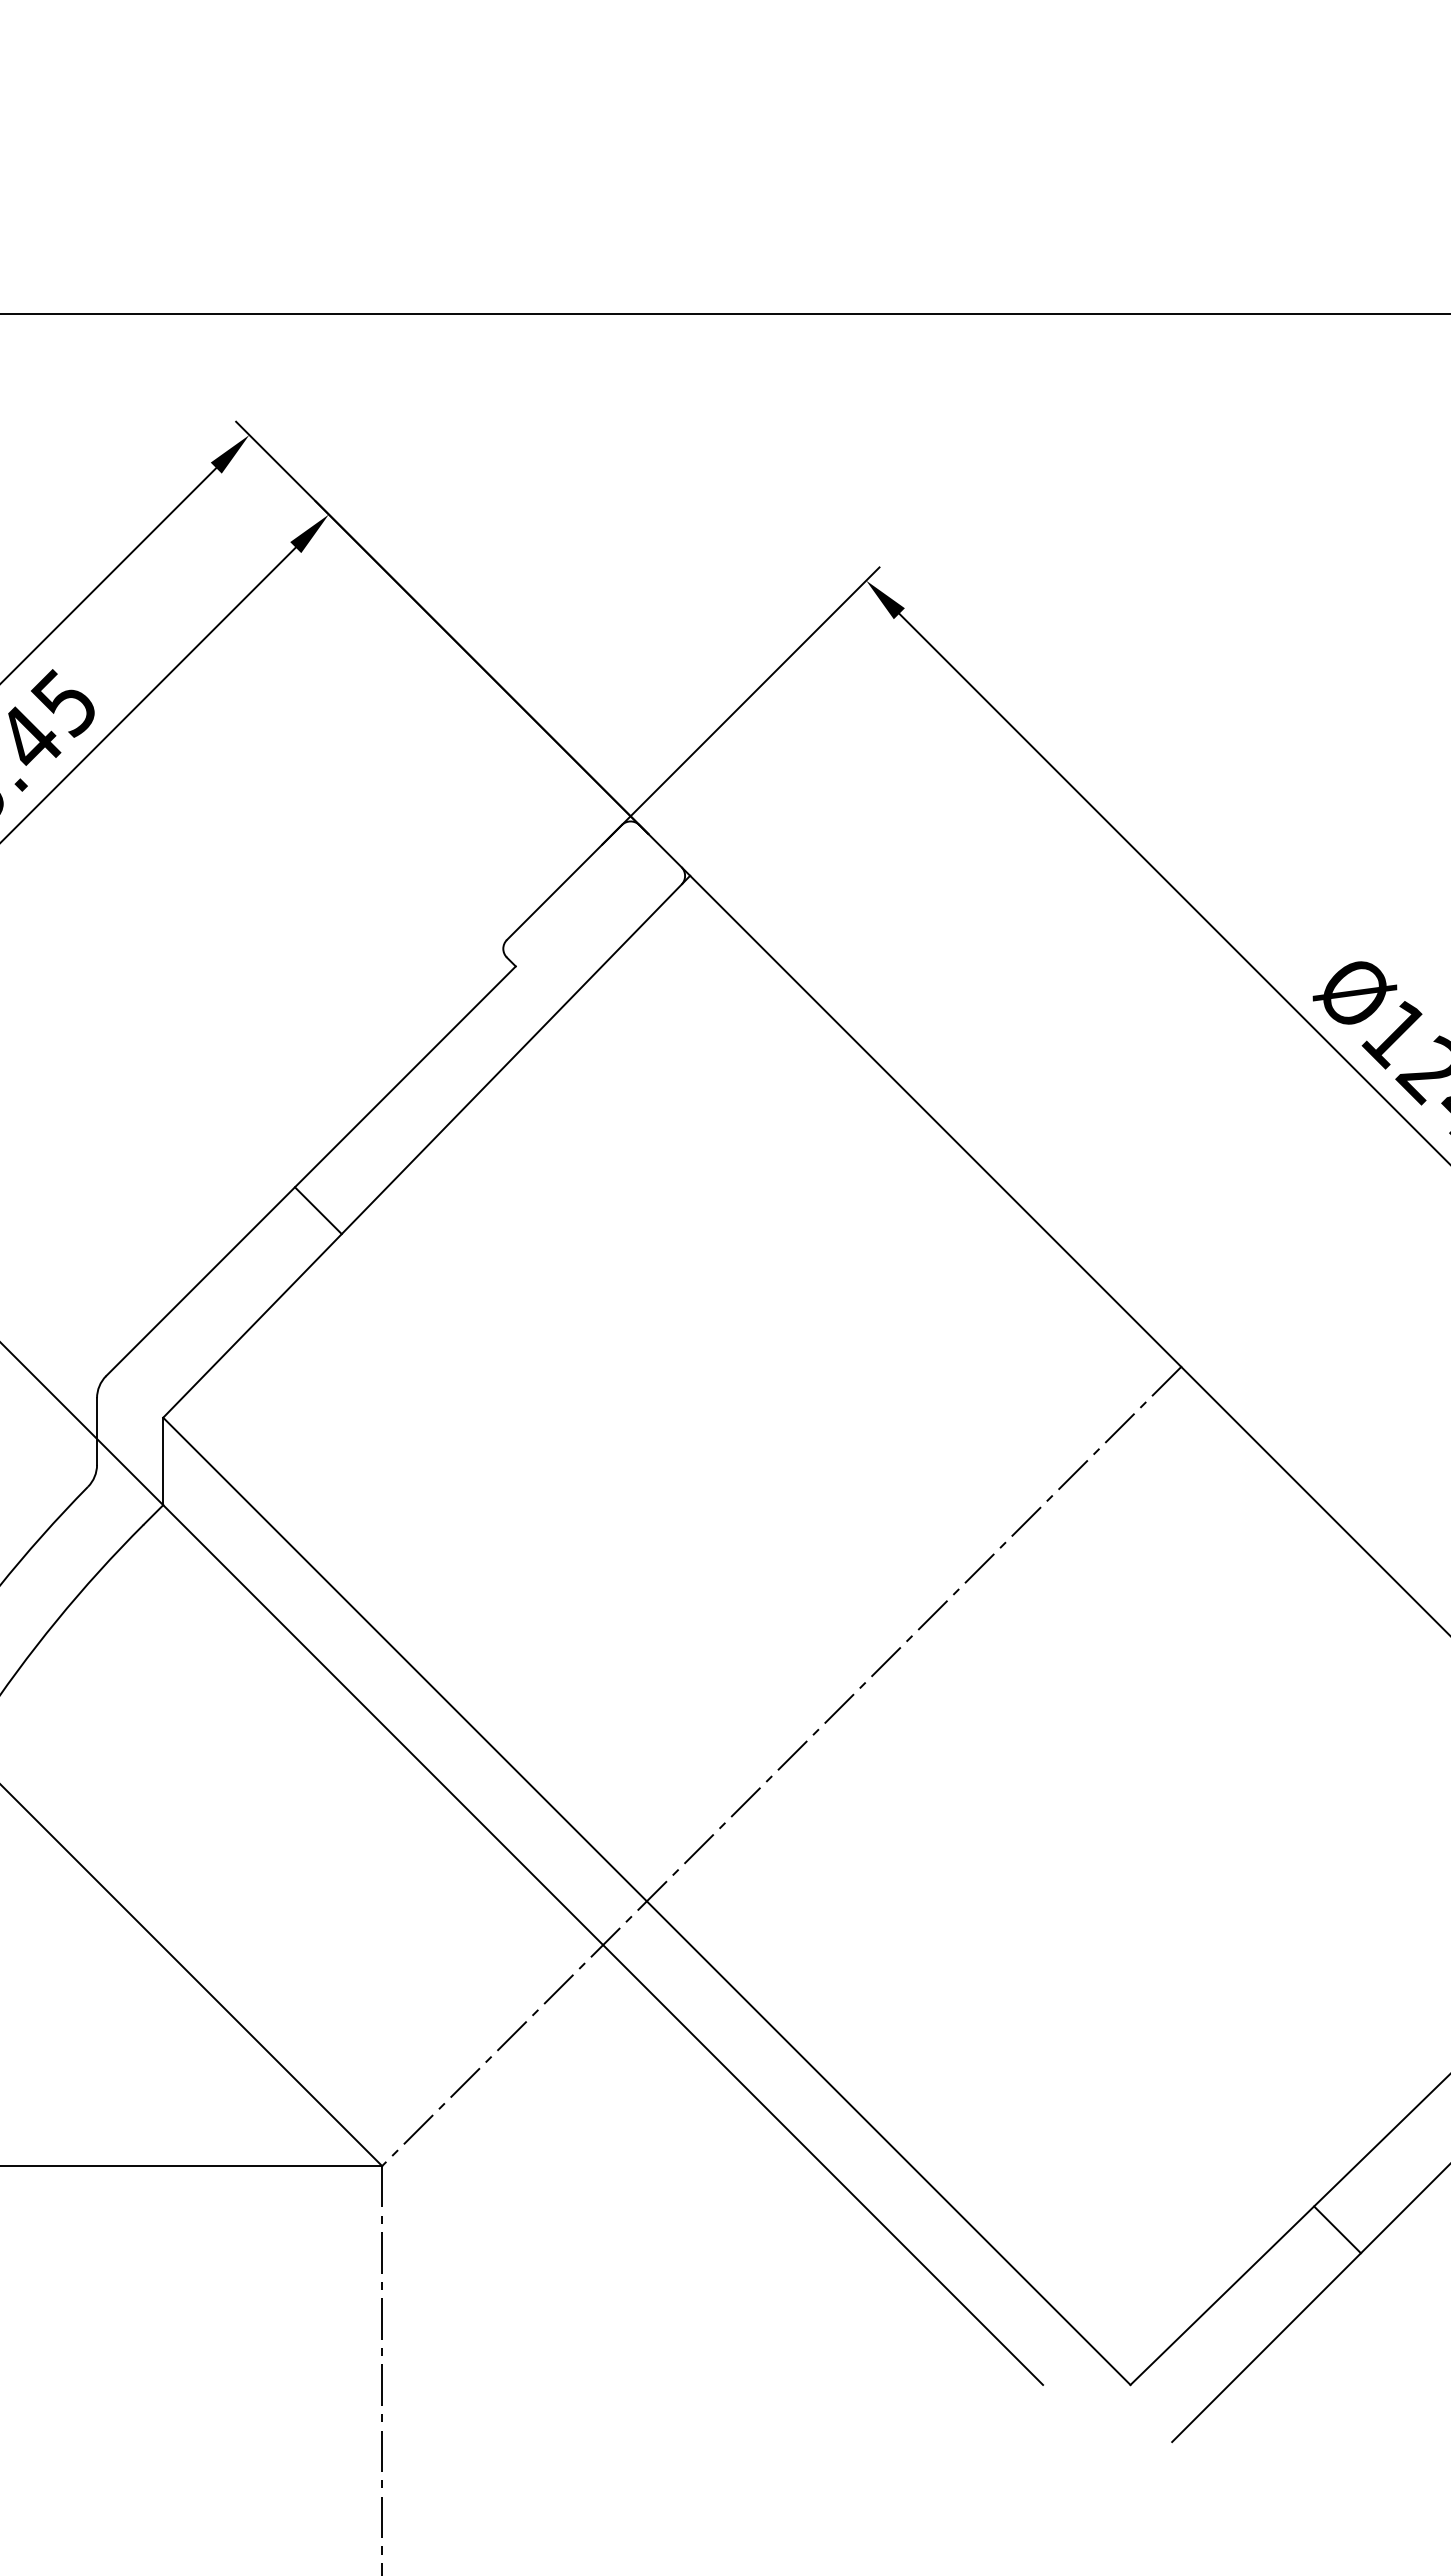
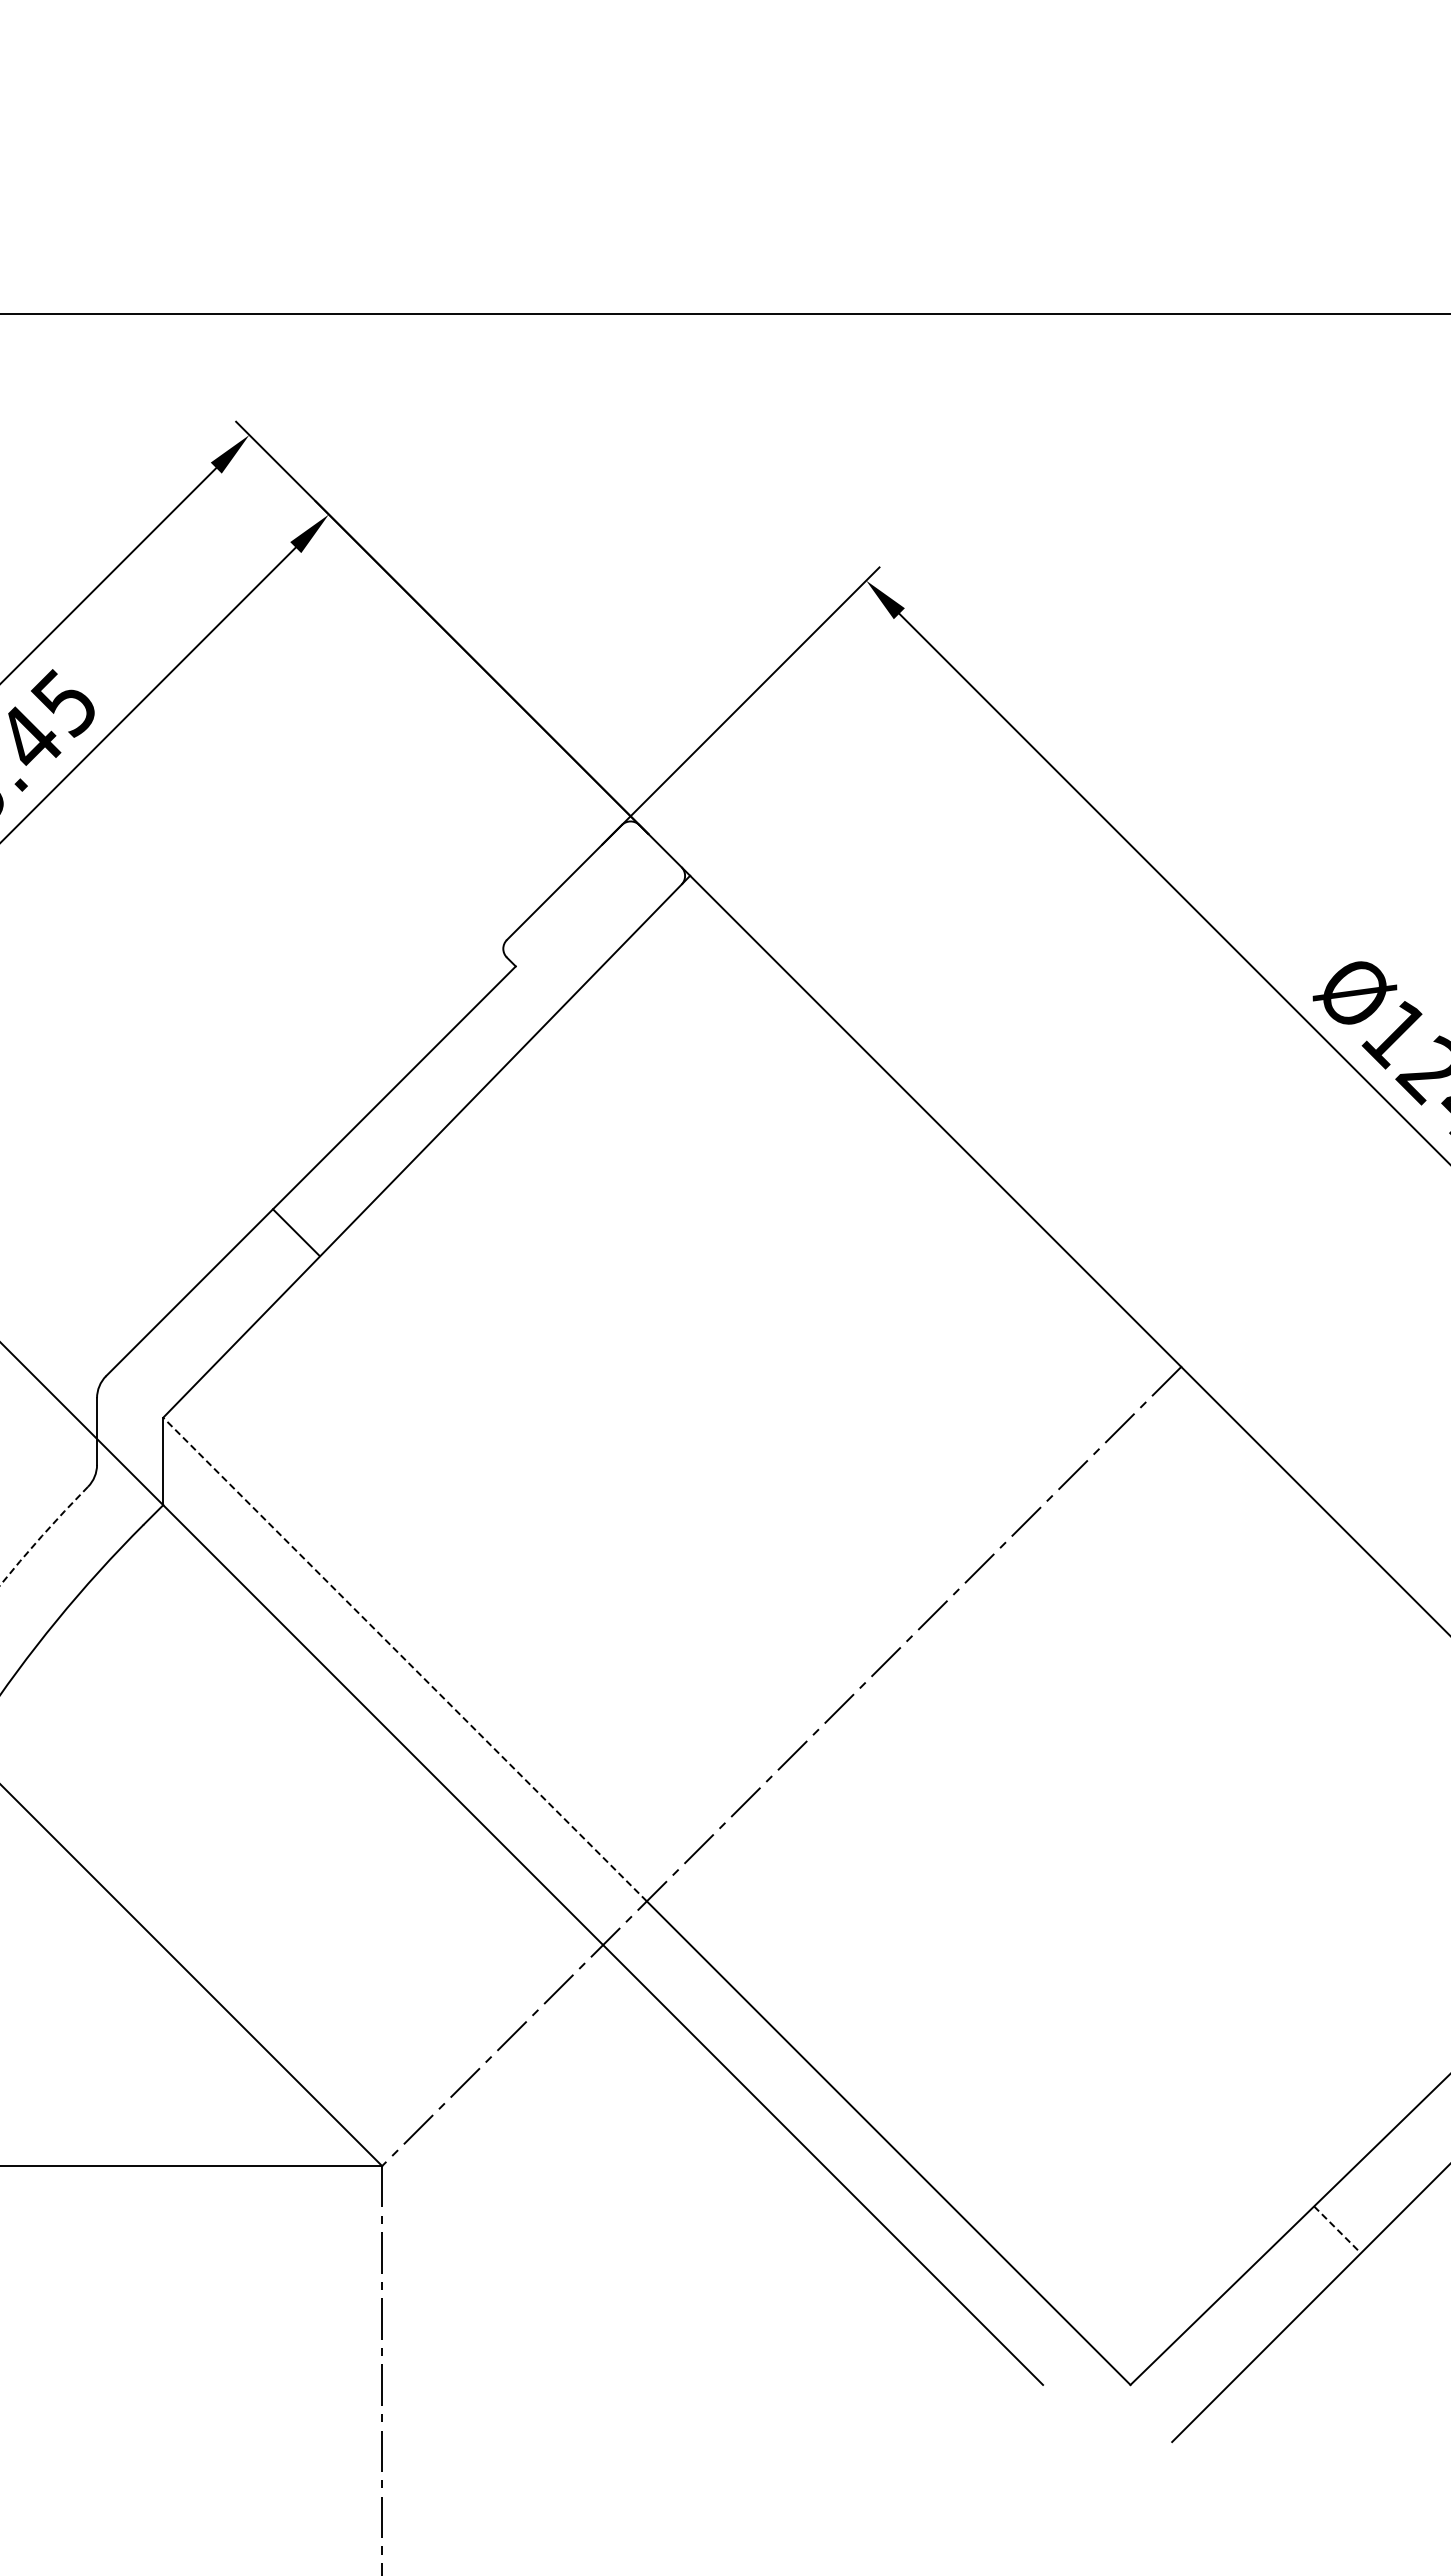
line position: (317, 1210) -> (295, 1232) (295, 1232)
arc: solid -> dashed (42, 1535)
line: solid -> dashed (405, 1659)
line: solid -> dashed (1337, 2230)
